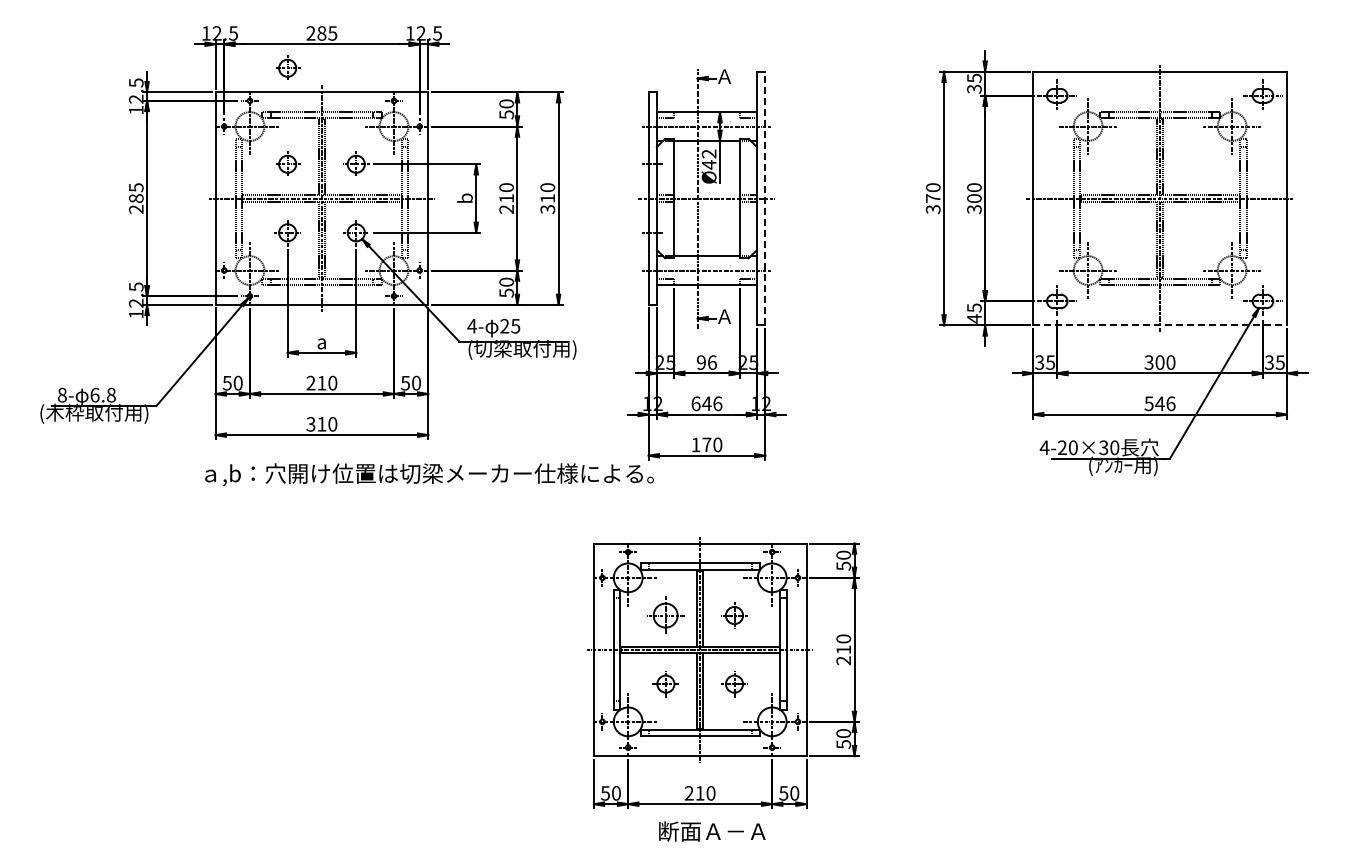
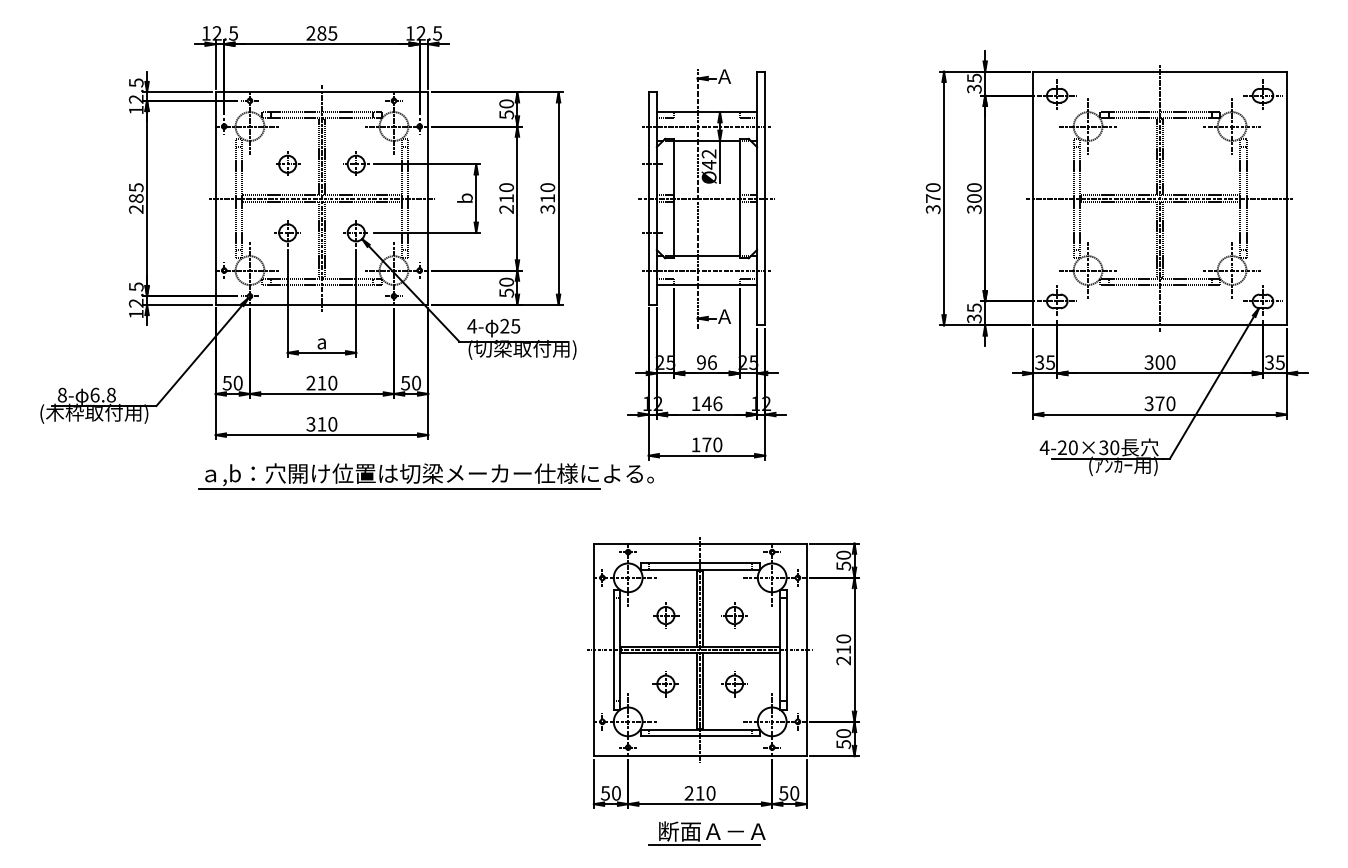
part: present -> none (288, 67)
line: dashed -> solid (765, 198)
text: 45 -> 35 (974, 318)
line: dashed -> solid (1160, 325)
text: 646 -> 146 (695, 403)
text: 546 -> 370 (1160, 403)
line: none -> present (399, 489)
part size: 38x38 px -> 27x27 px (666, 615)
line: none -> present (704, 844)
